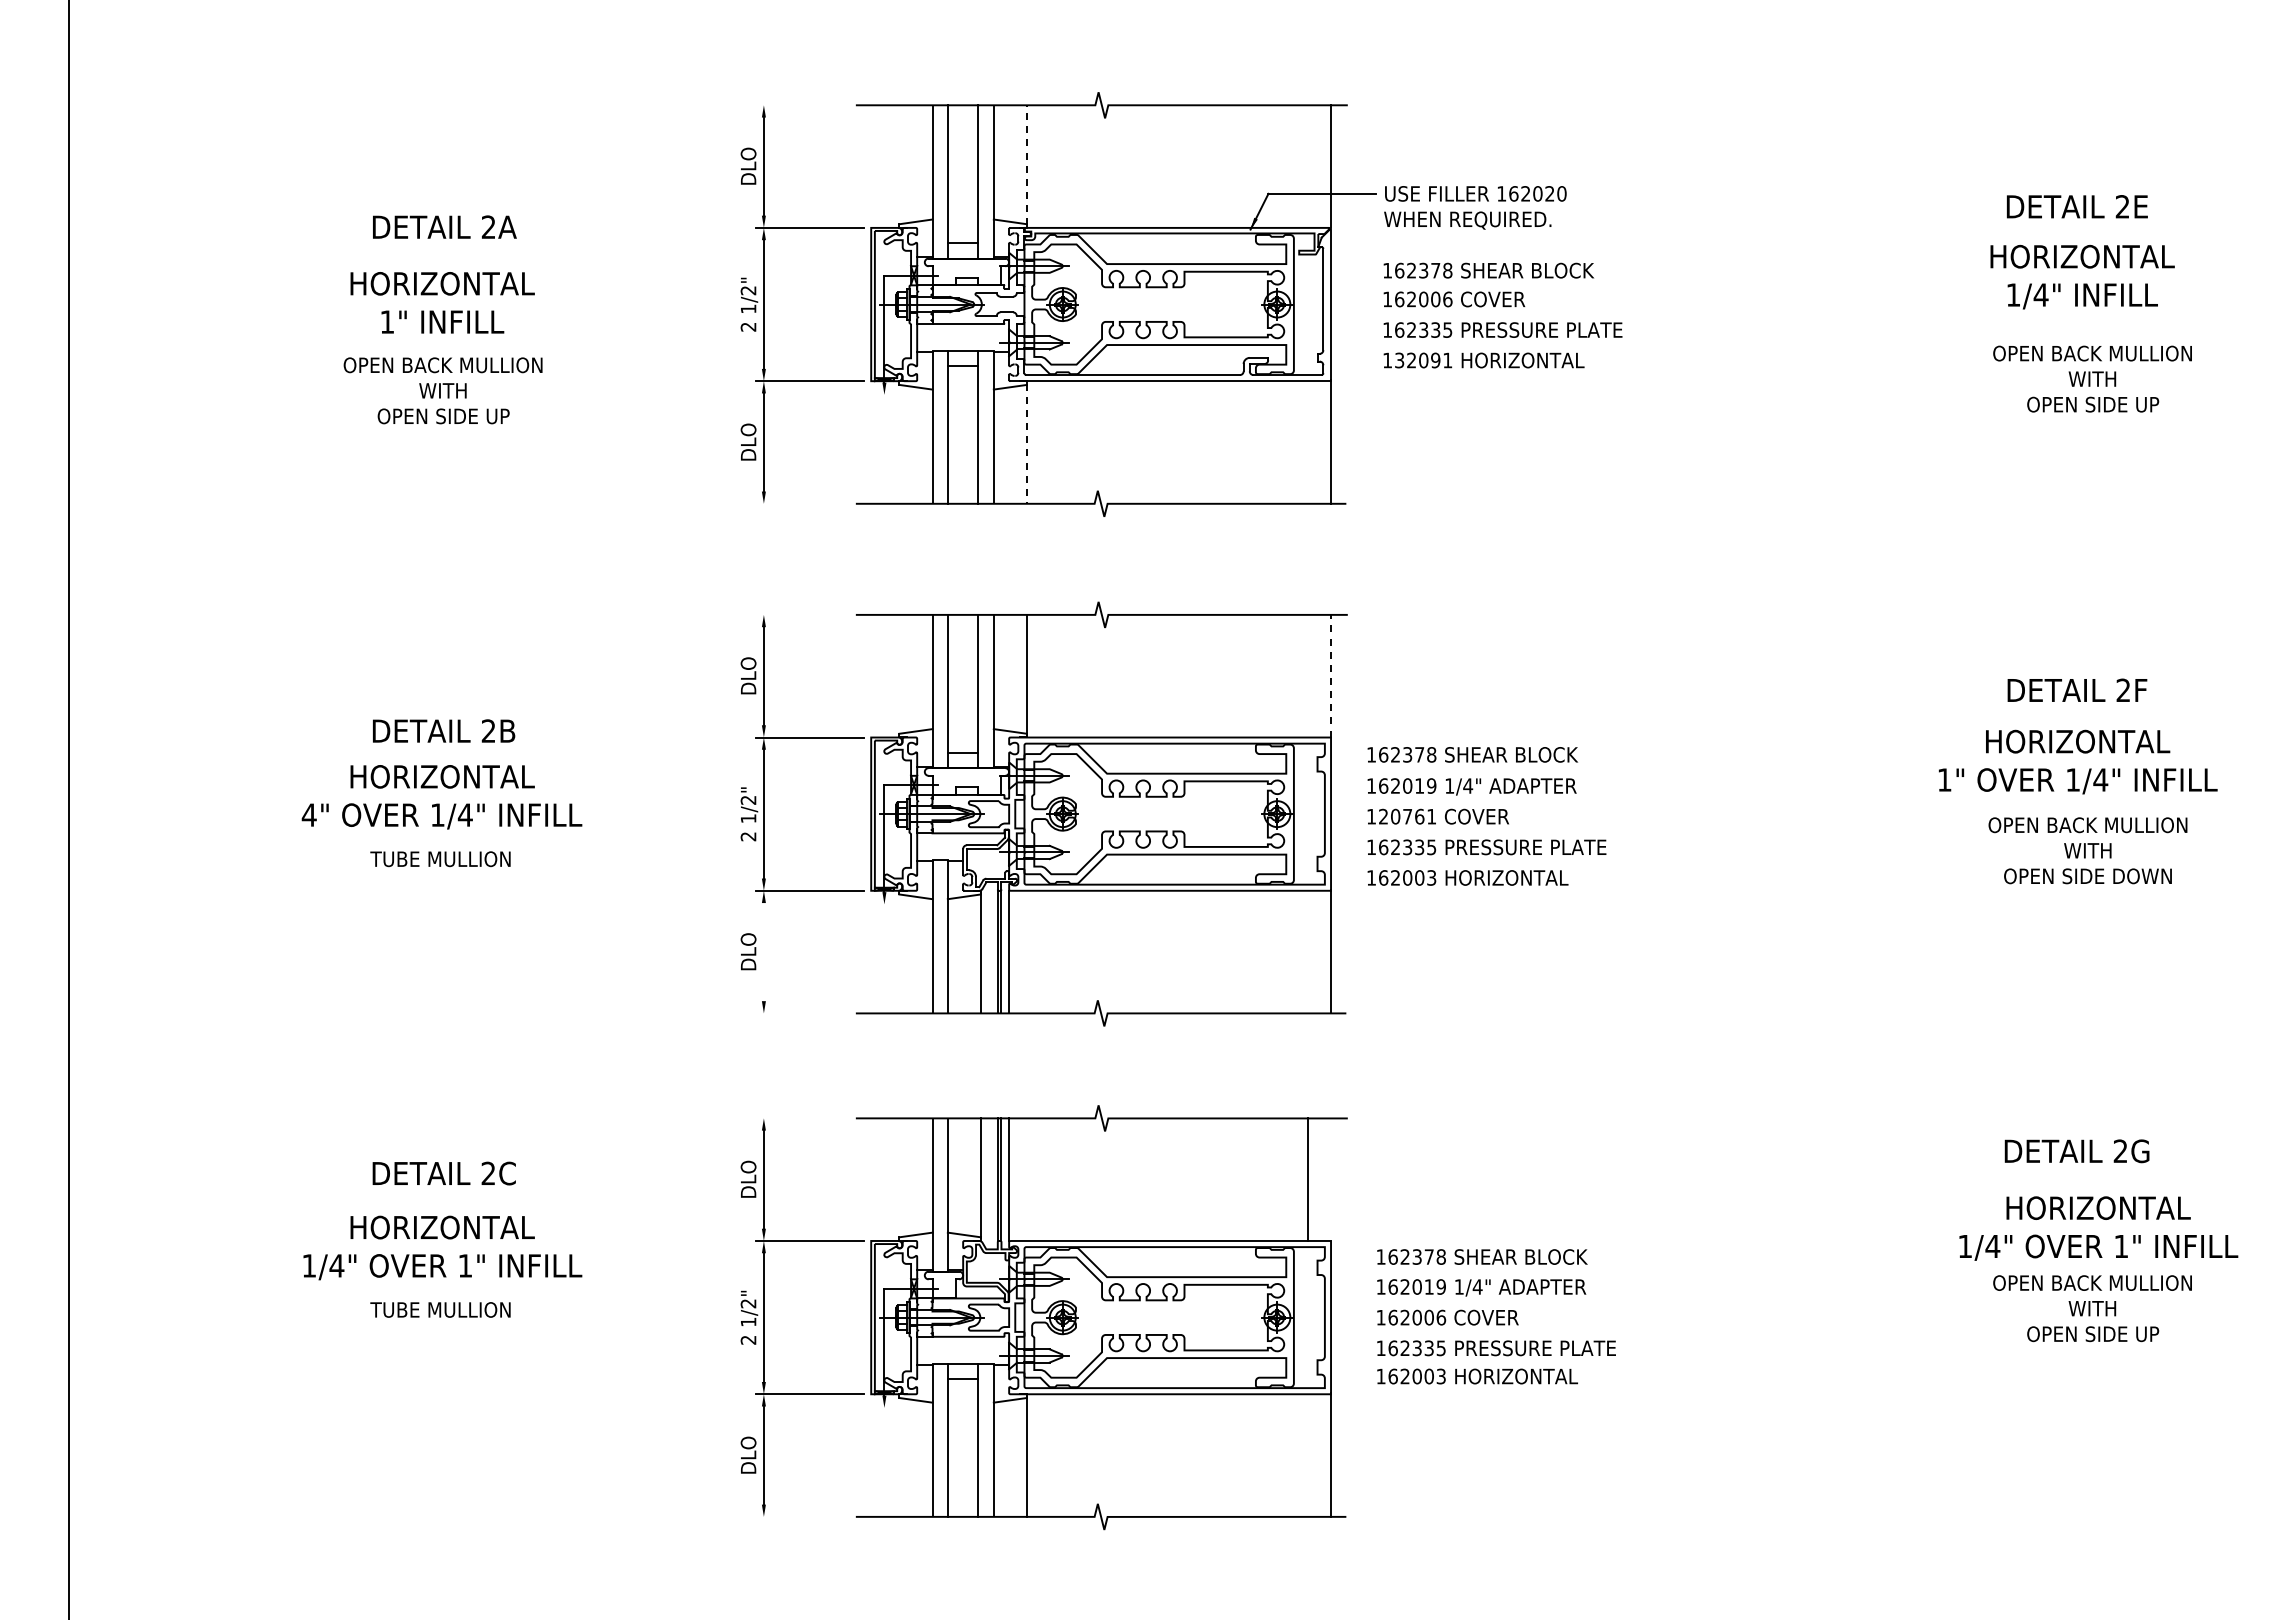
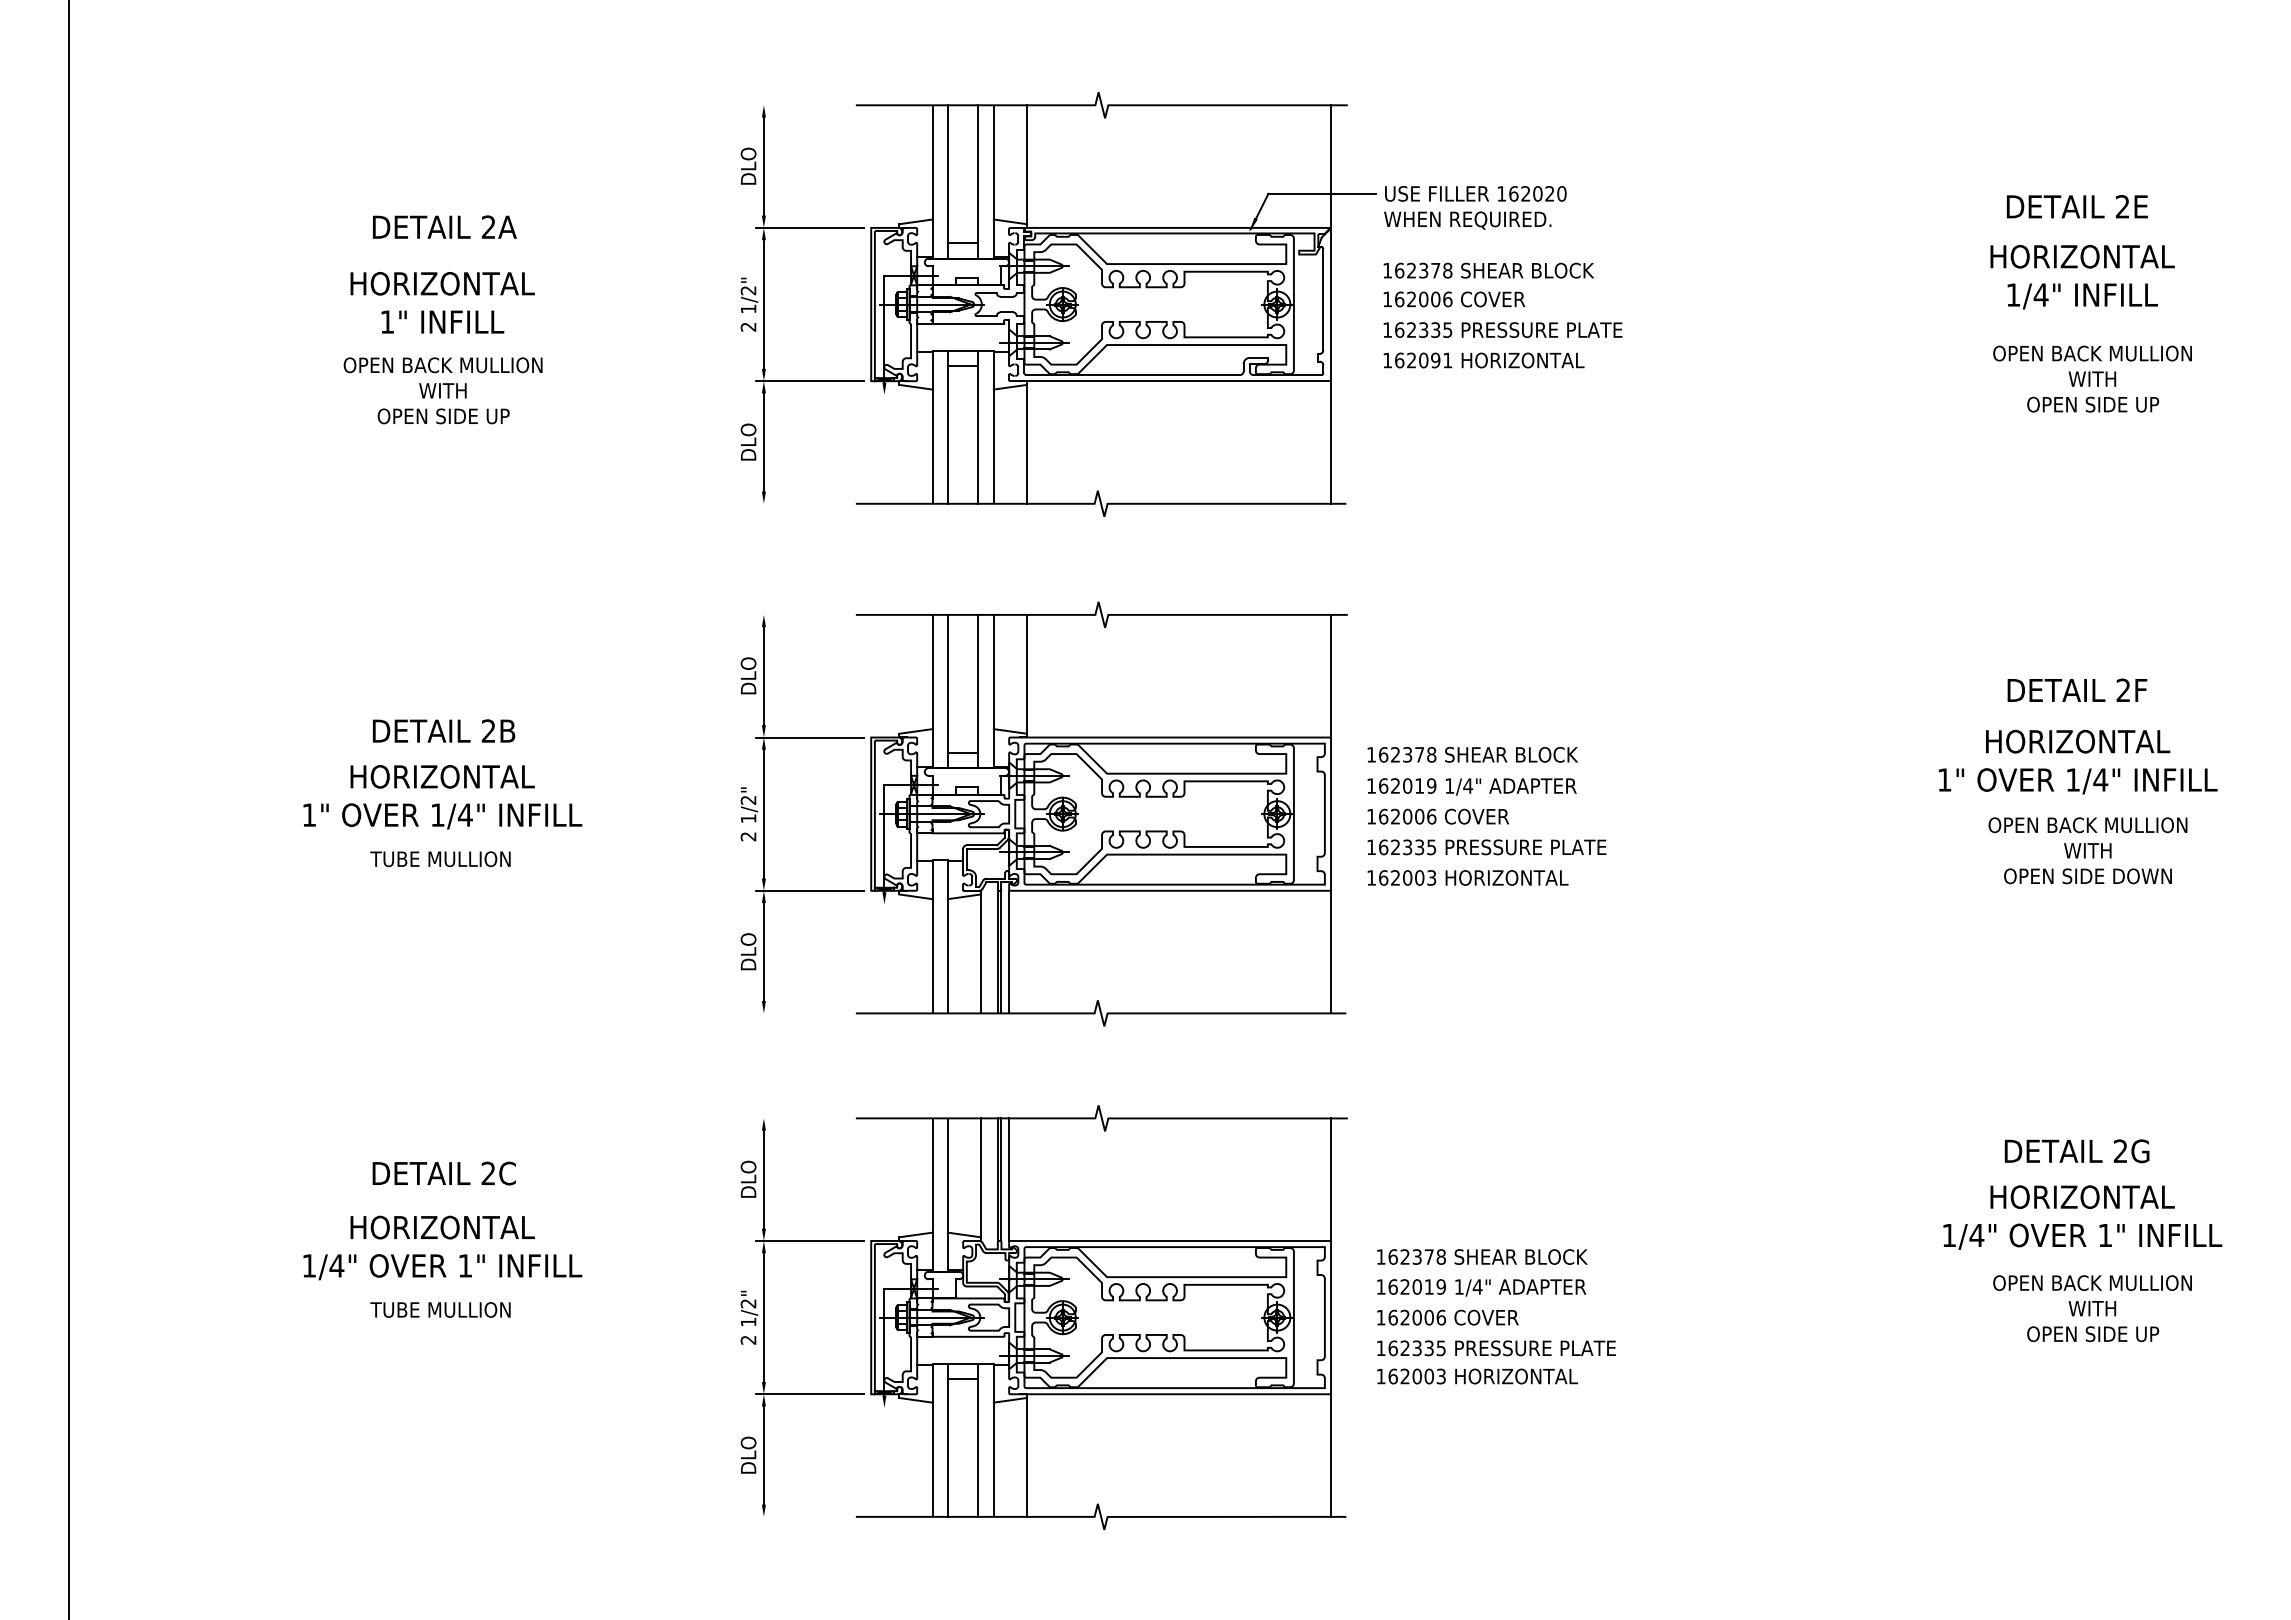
line: dashed -> solid (1026, 165)
text: 132091 -> 162091 (1399, 360)
line: dashed -> solid (1026, 443)
line: dashed -> solid (1331, 675)
text: 4" -> 1" (308, 814)
text: 120761 -> 162006 (1407, 816)
line: none -> present (763, 952)
line position: (1308, 1179) -> (1331, 1179) (1331, 1179)
text position: (2098, 1228) -> (2082, 1217) (2082, 1217)
